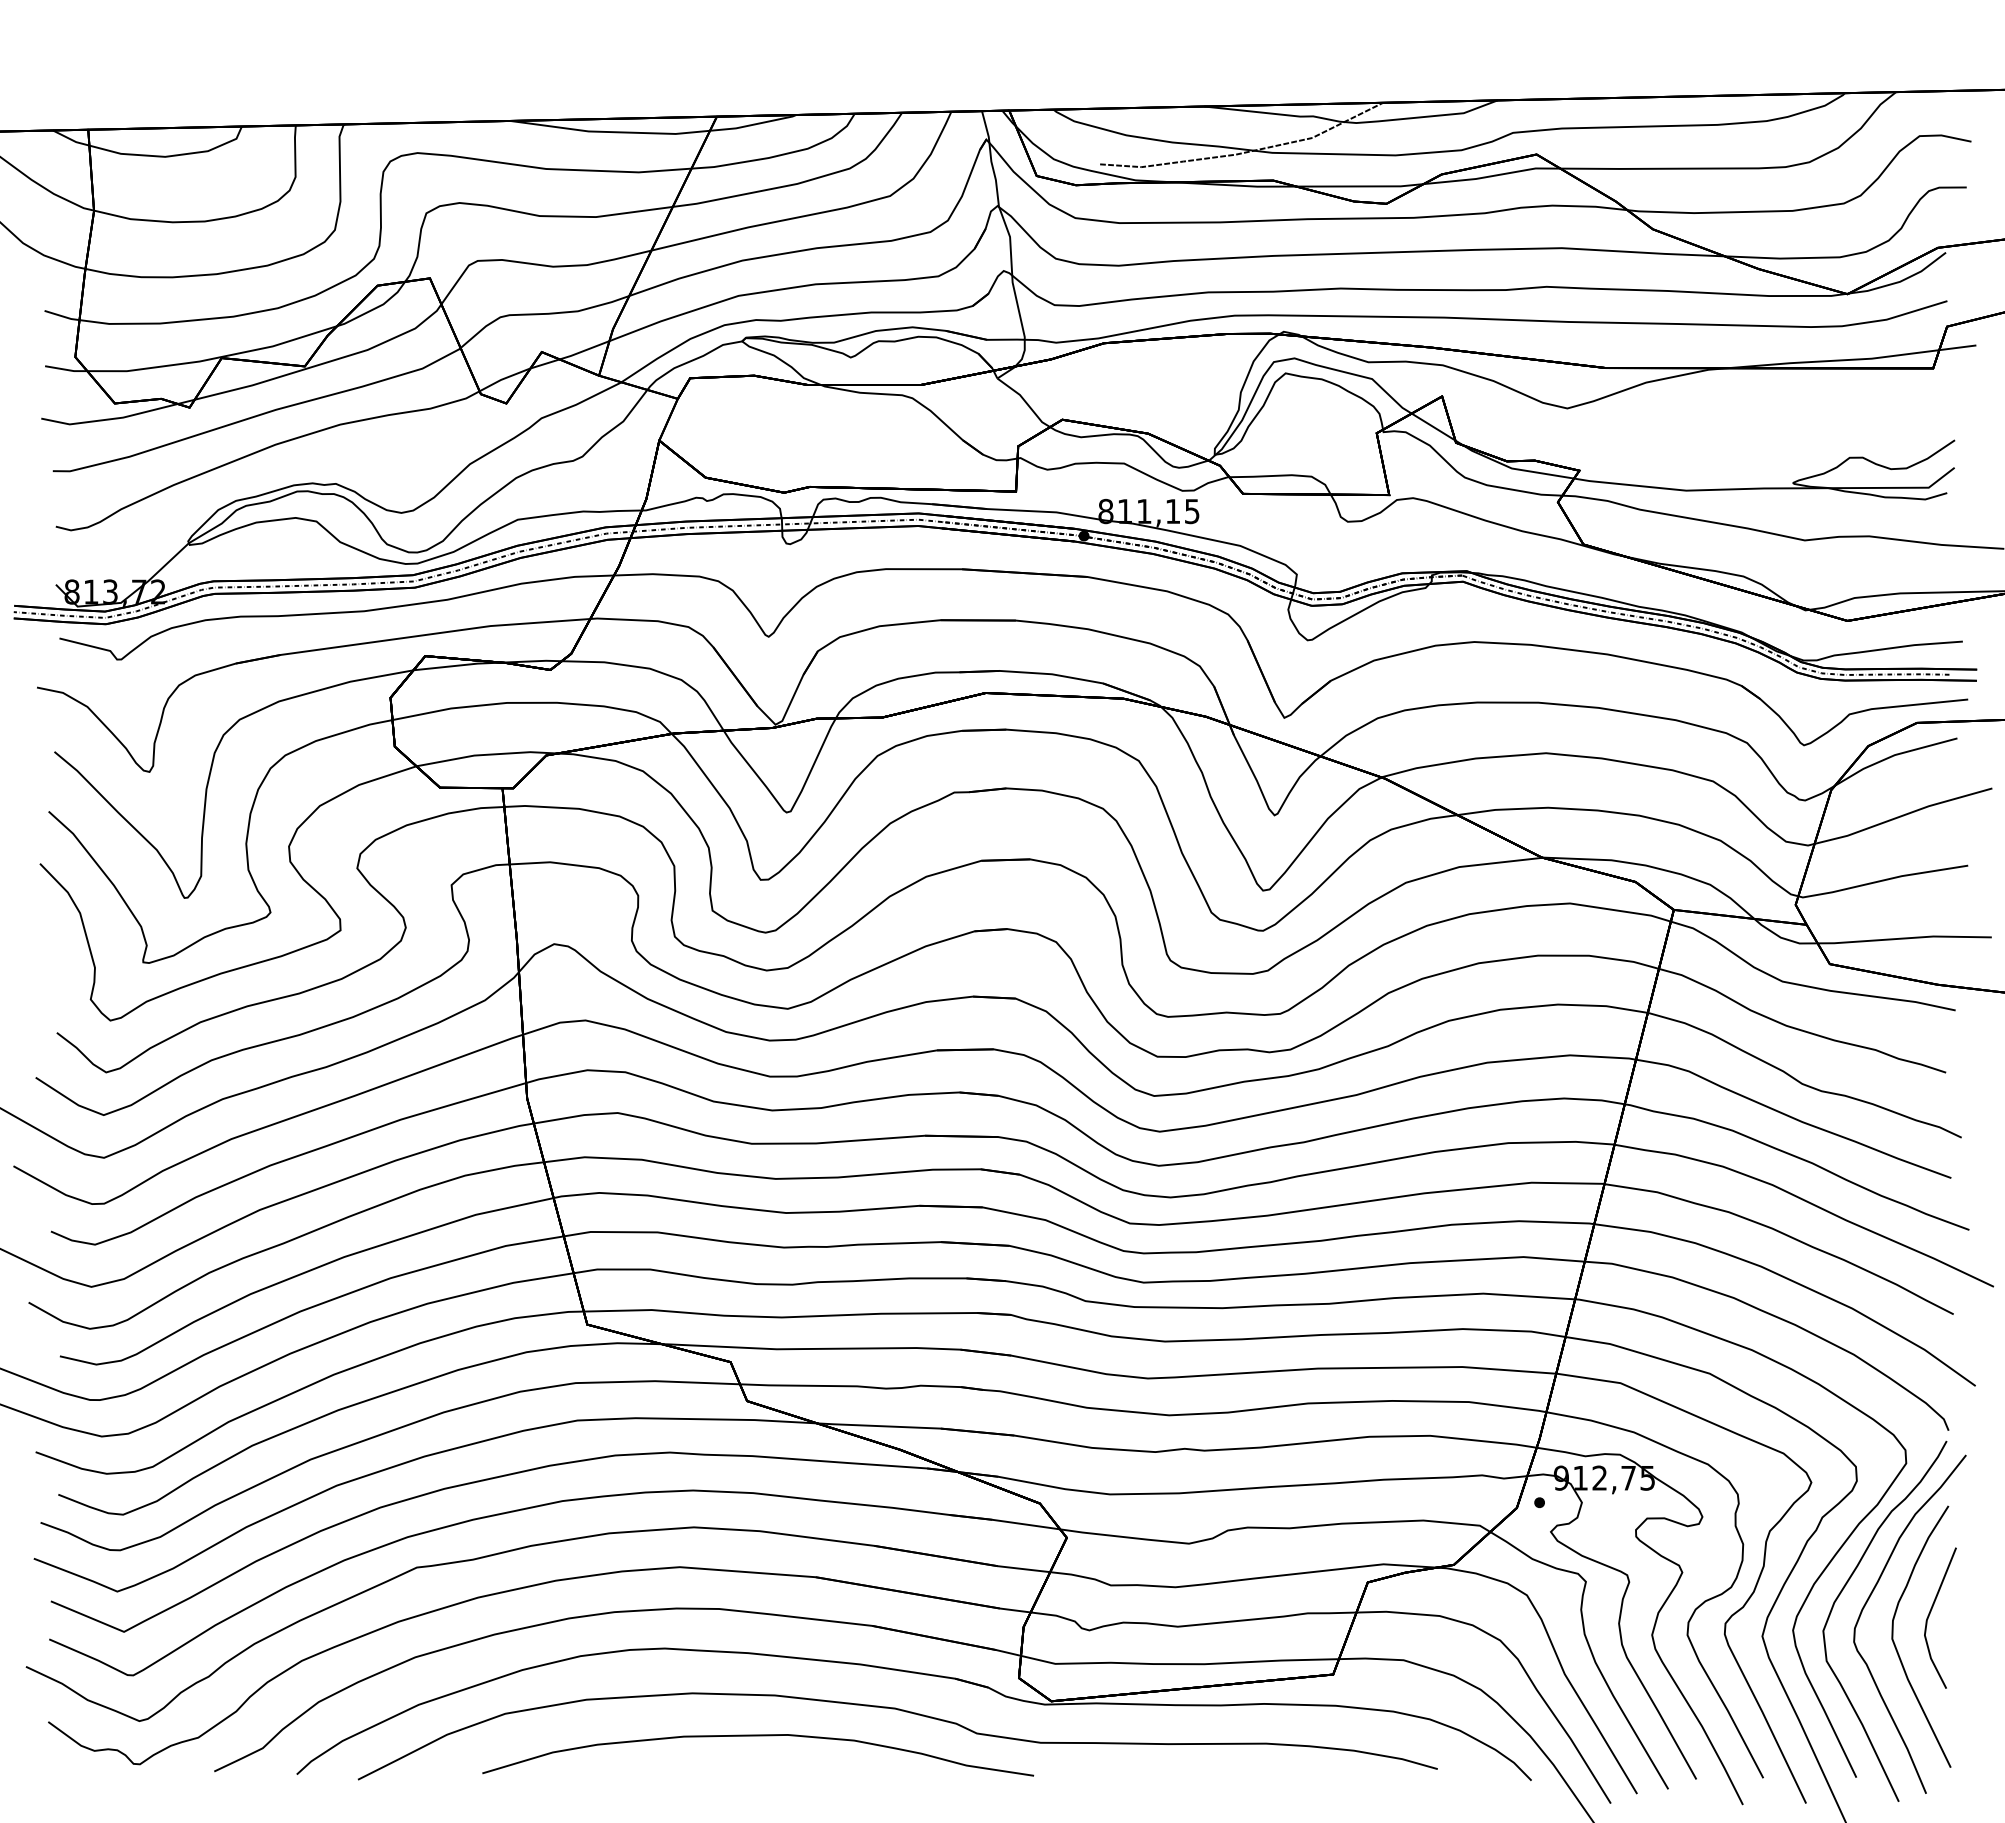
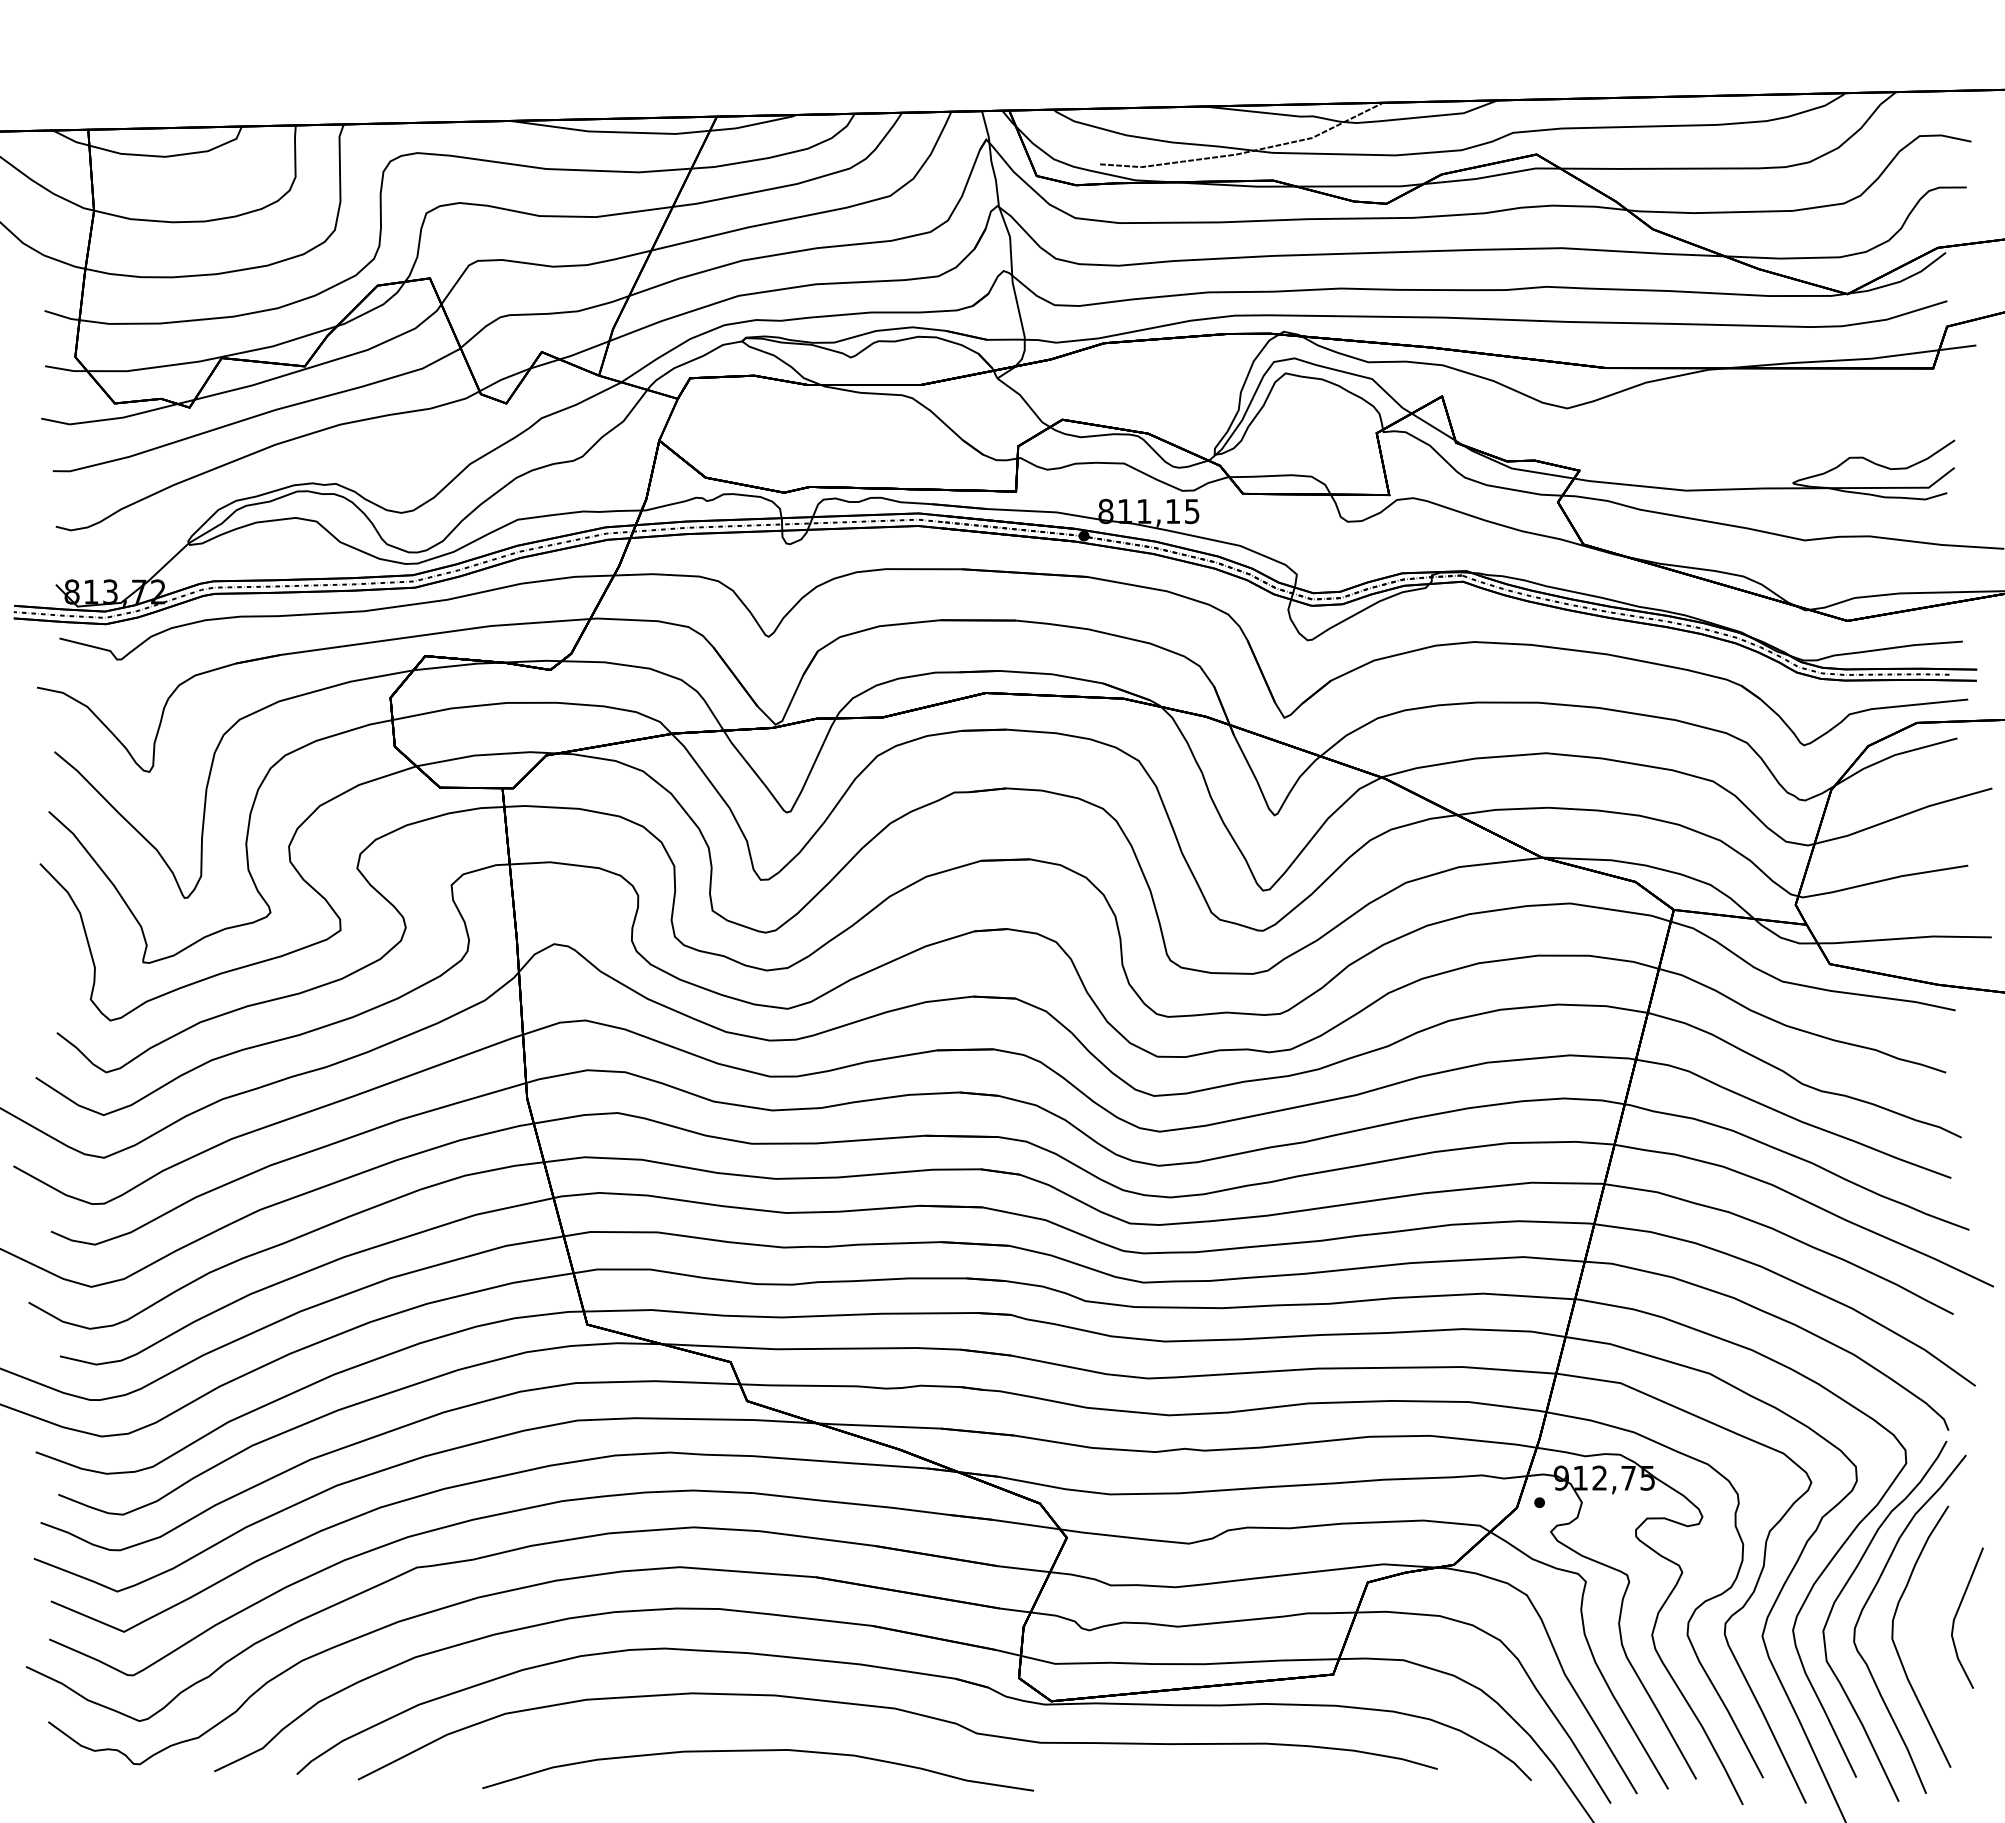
curve position: (1930, 1614) -> (1957, 1614) (1957, 1614)
curve position: (758, 1736) -> (758, 1751) (758, 1751)
